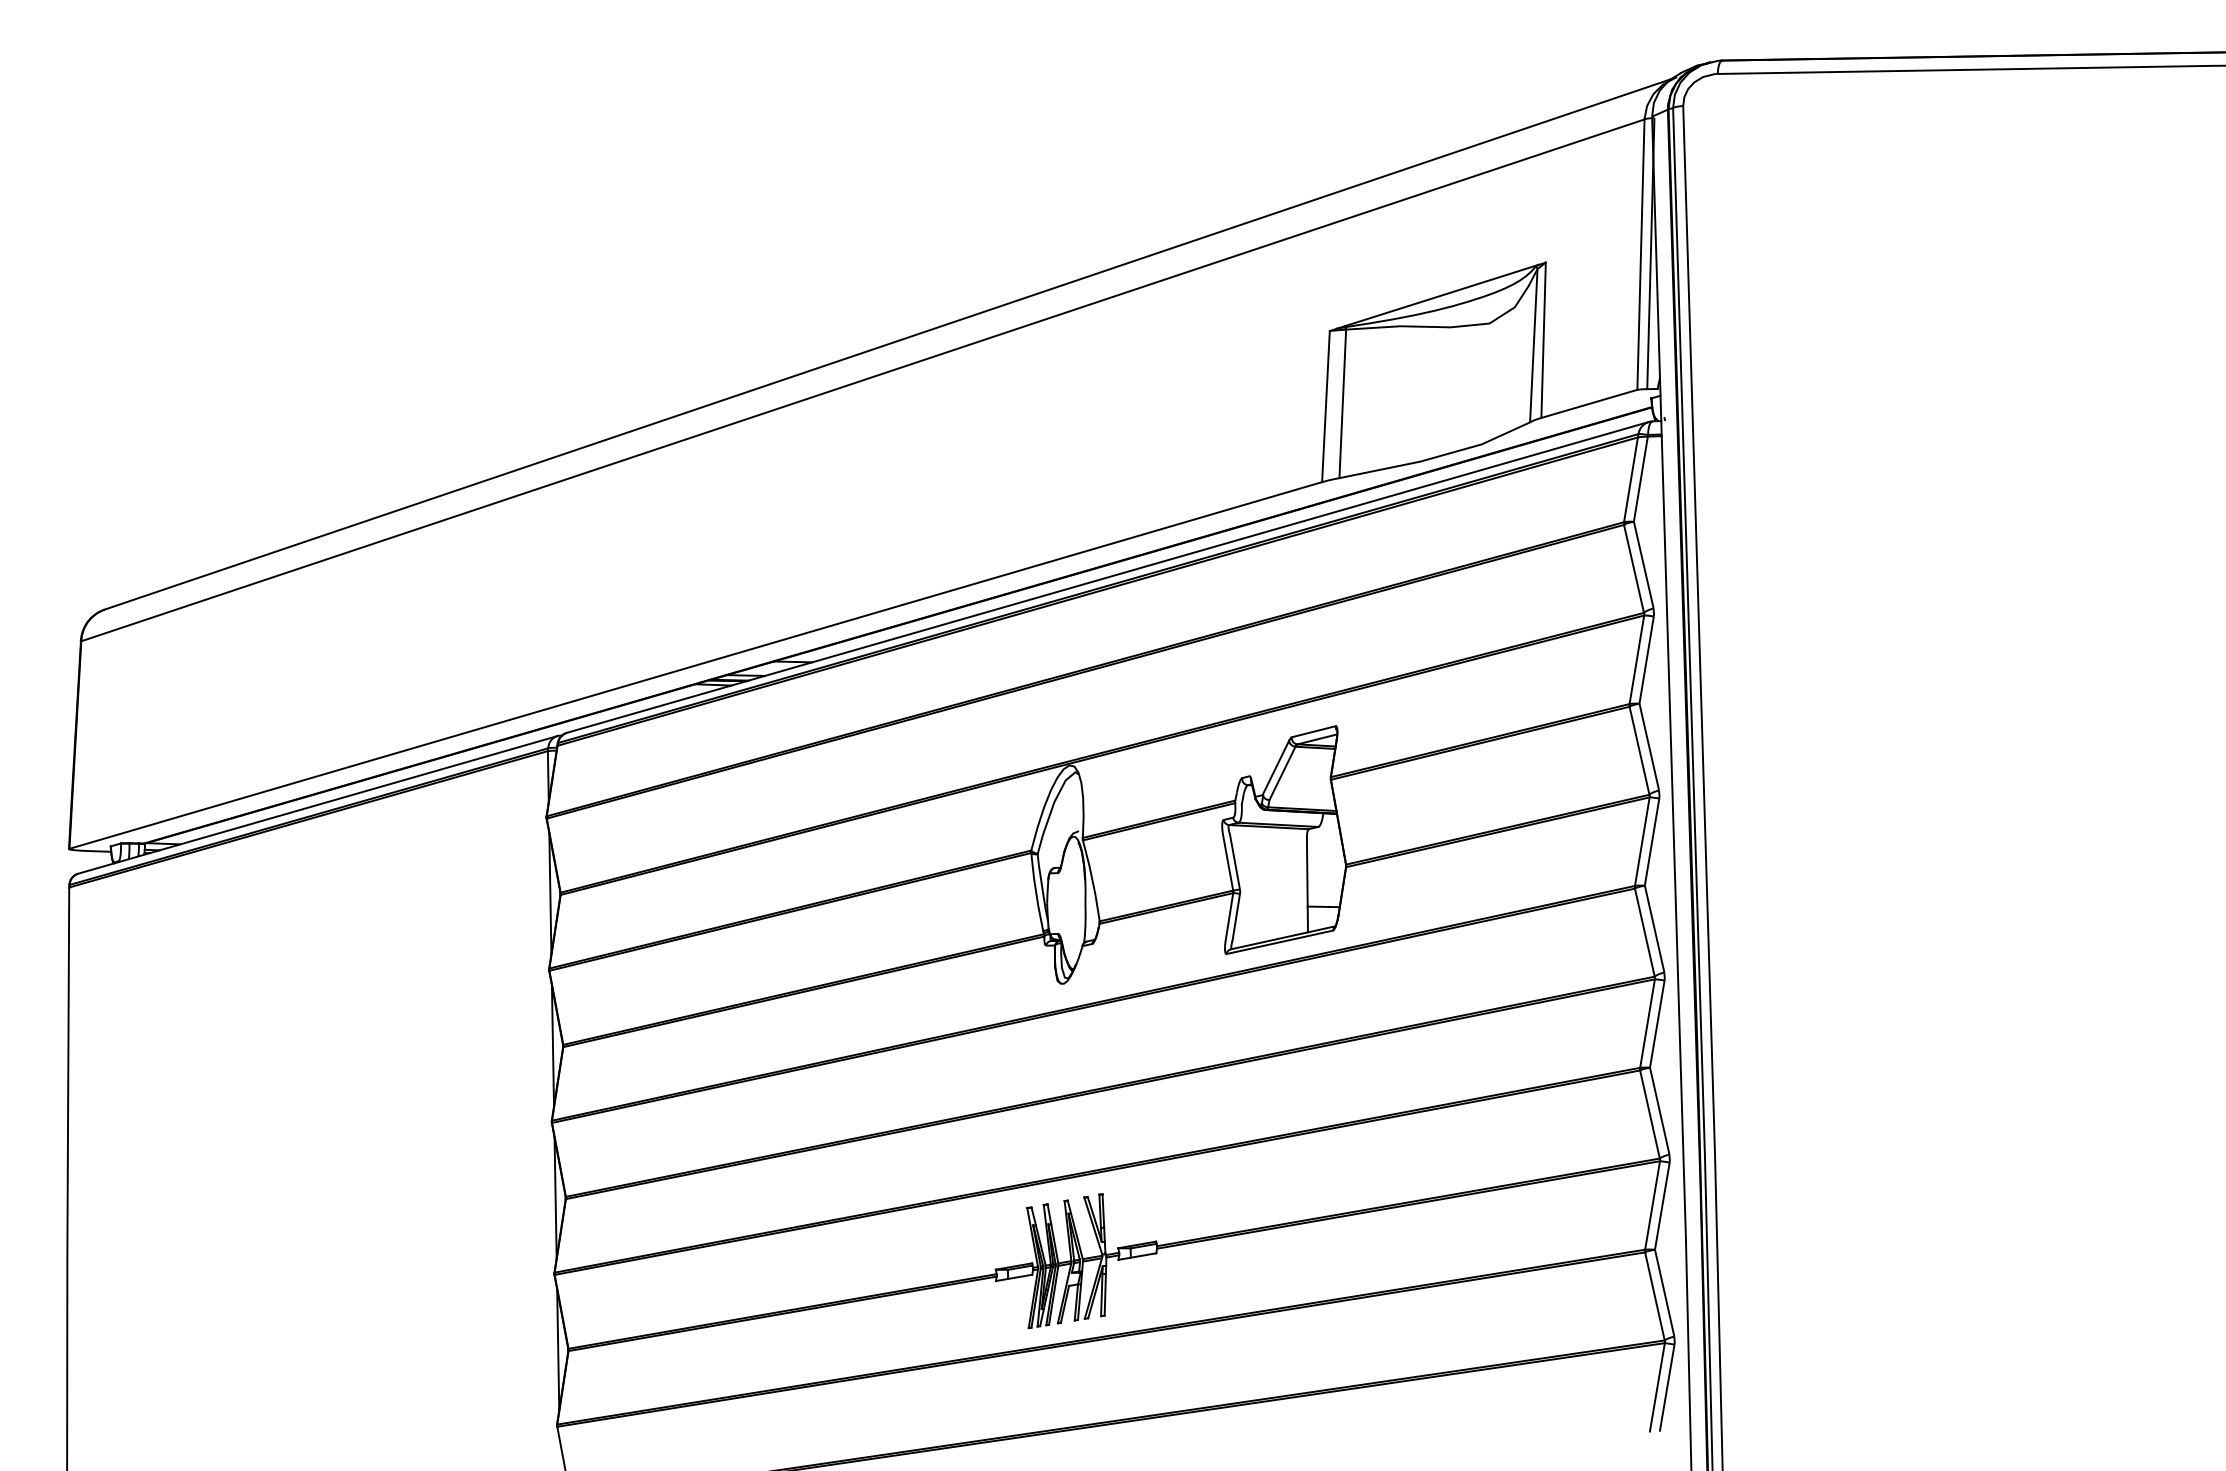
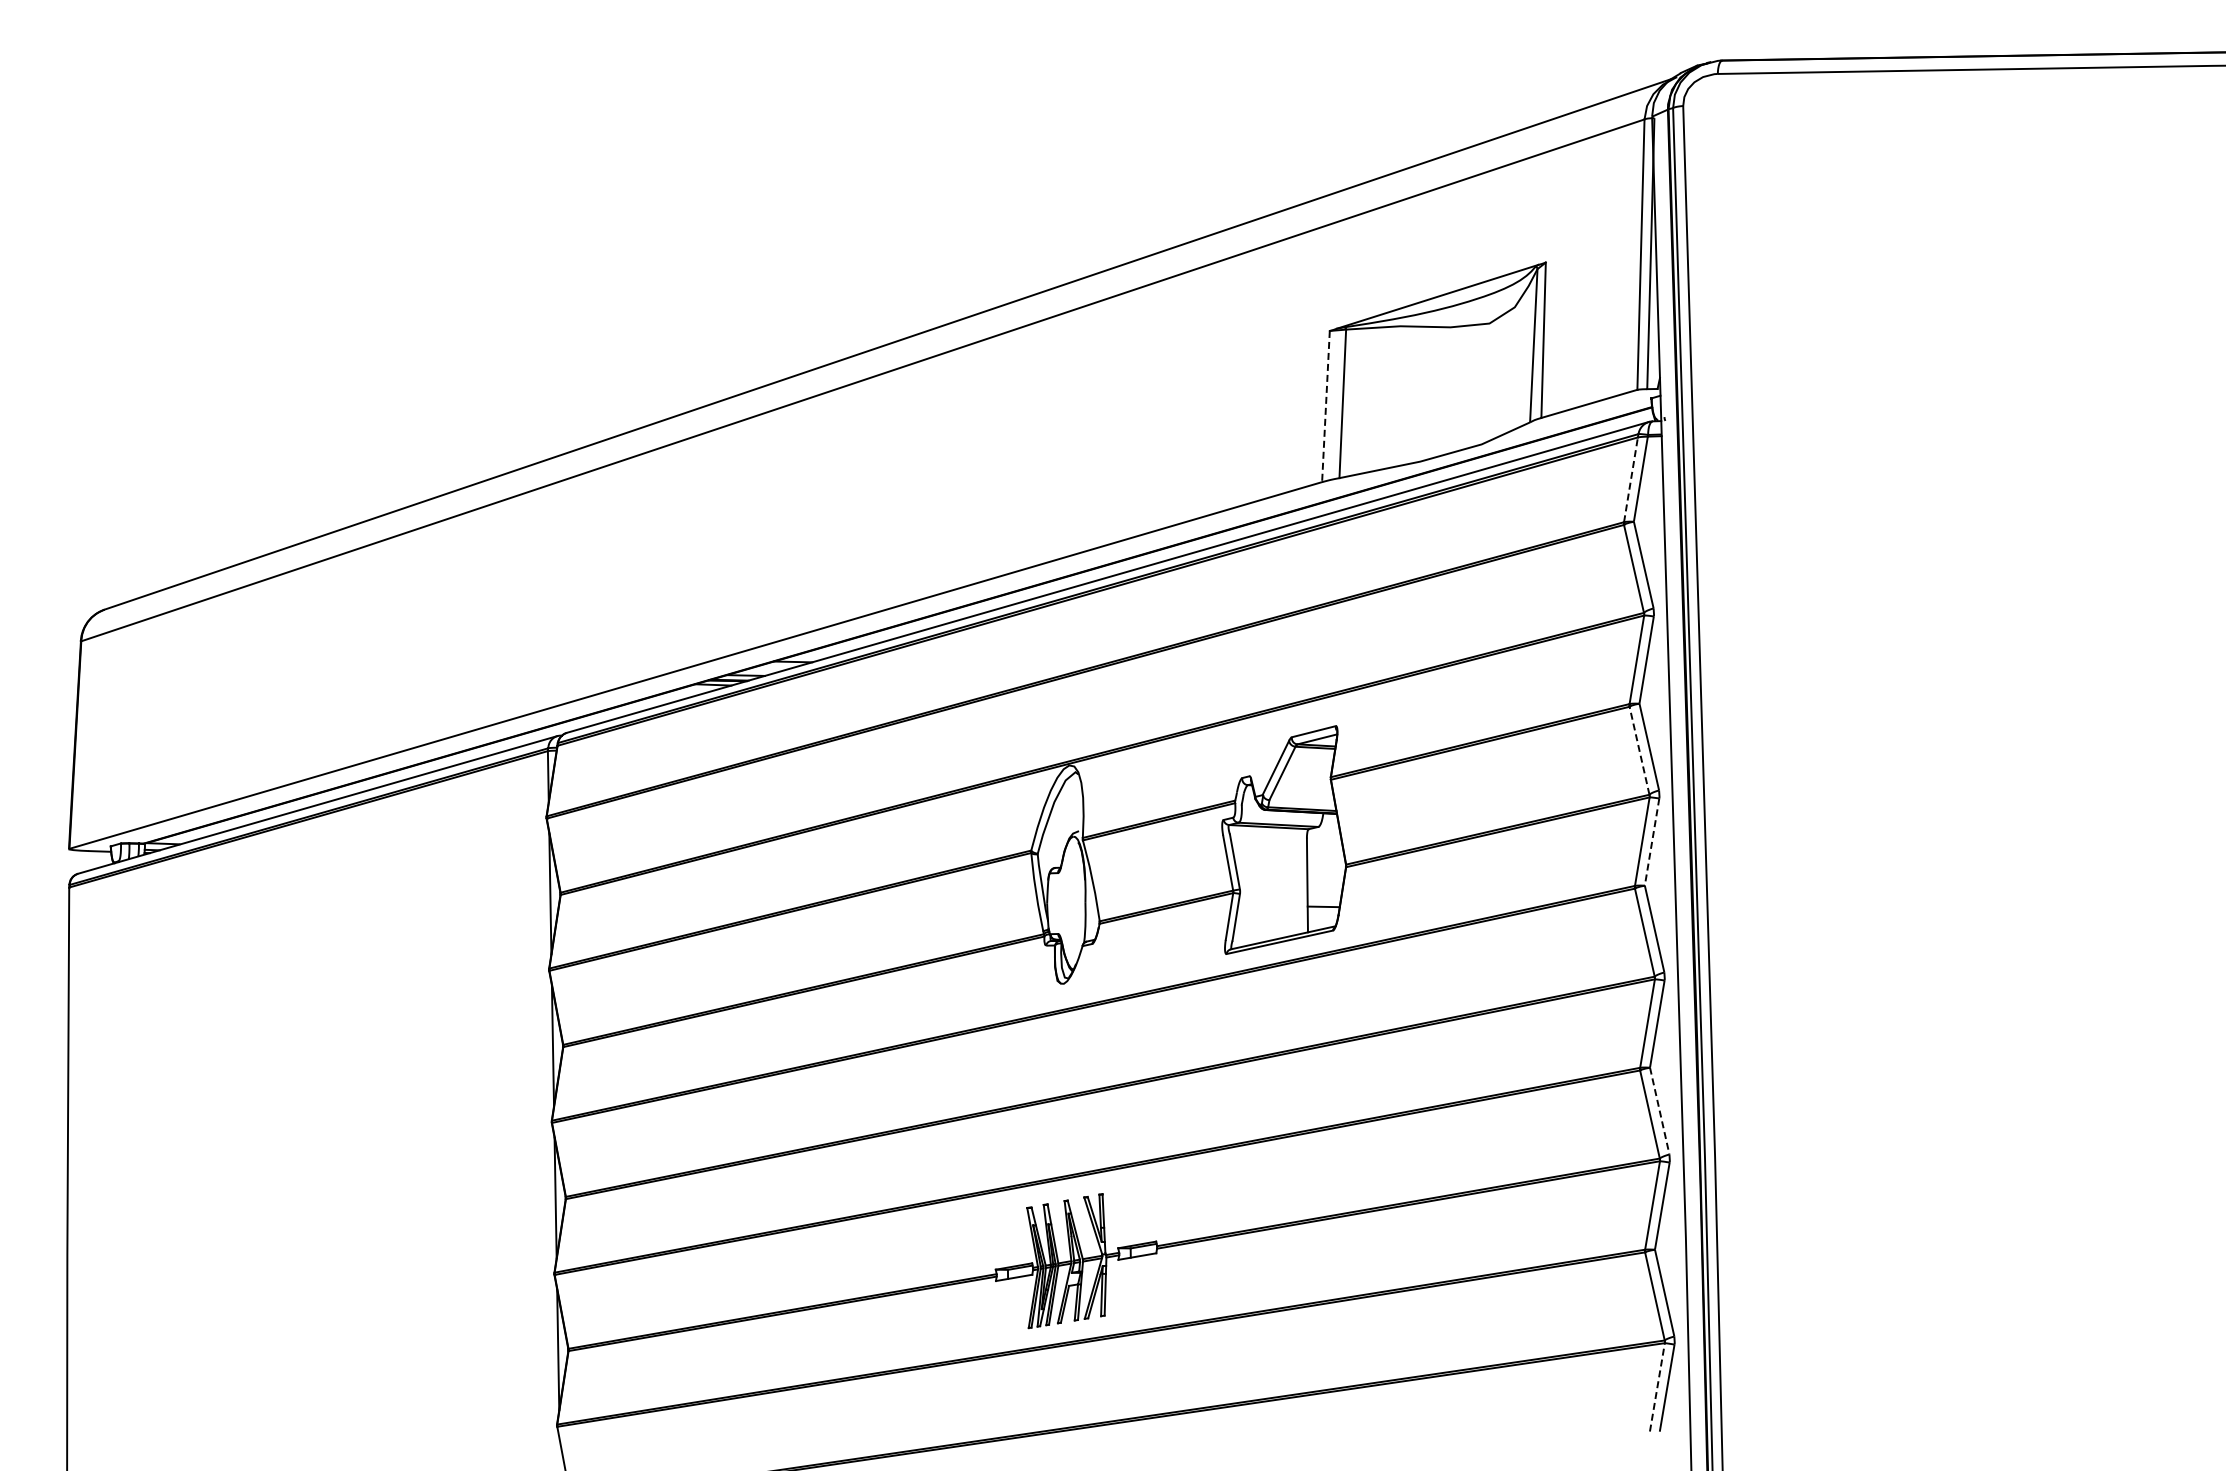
line: solid -> dashed (1325, 406)
line: solid -> dashed (1631, 479)
line: solid -> dashed (1639, 750)
line: solid -> dashed (1652, 841)
line: solid -> dashed (1659, 1110)
line: solid -> dashed (1657, 1387)
